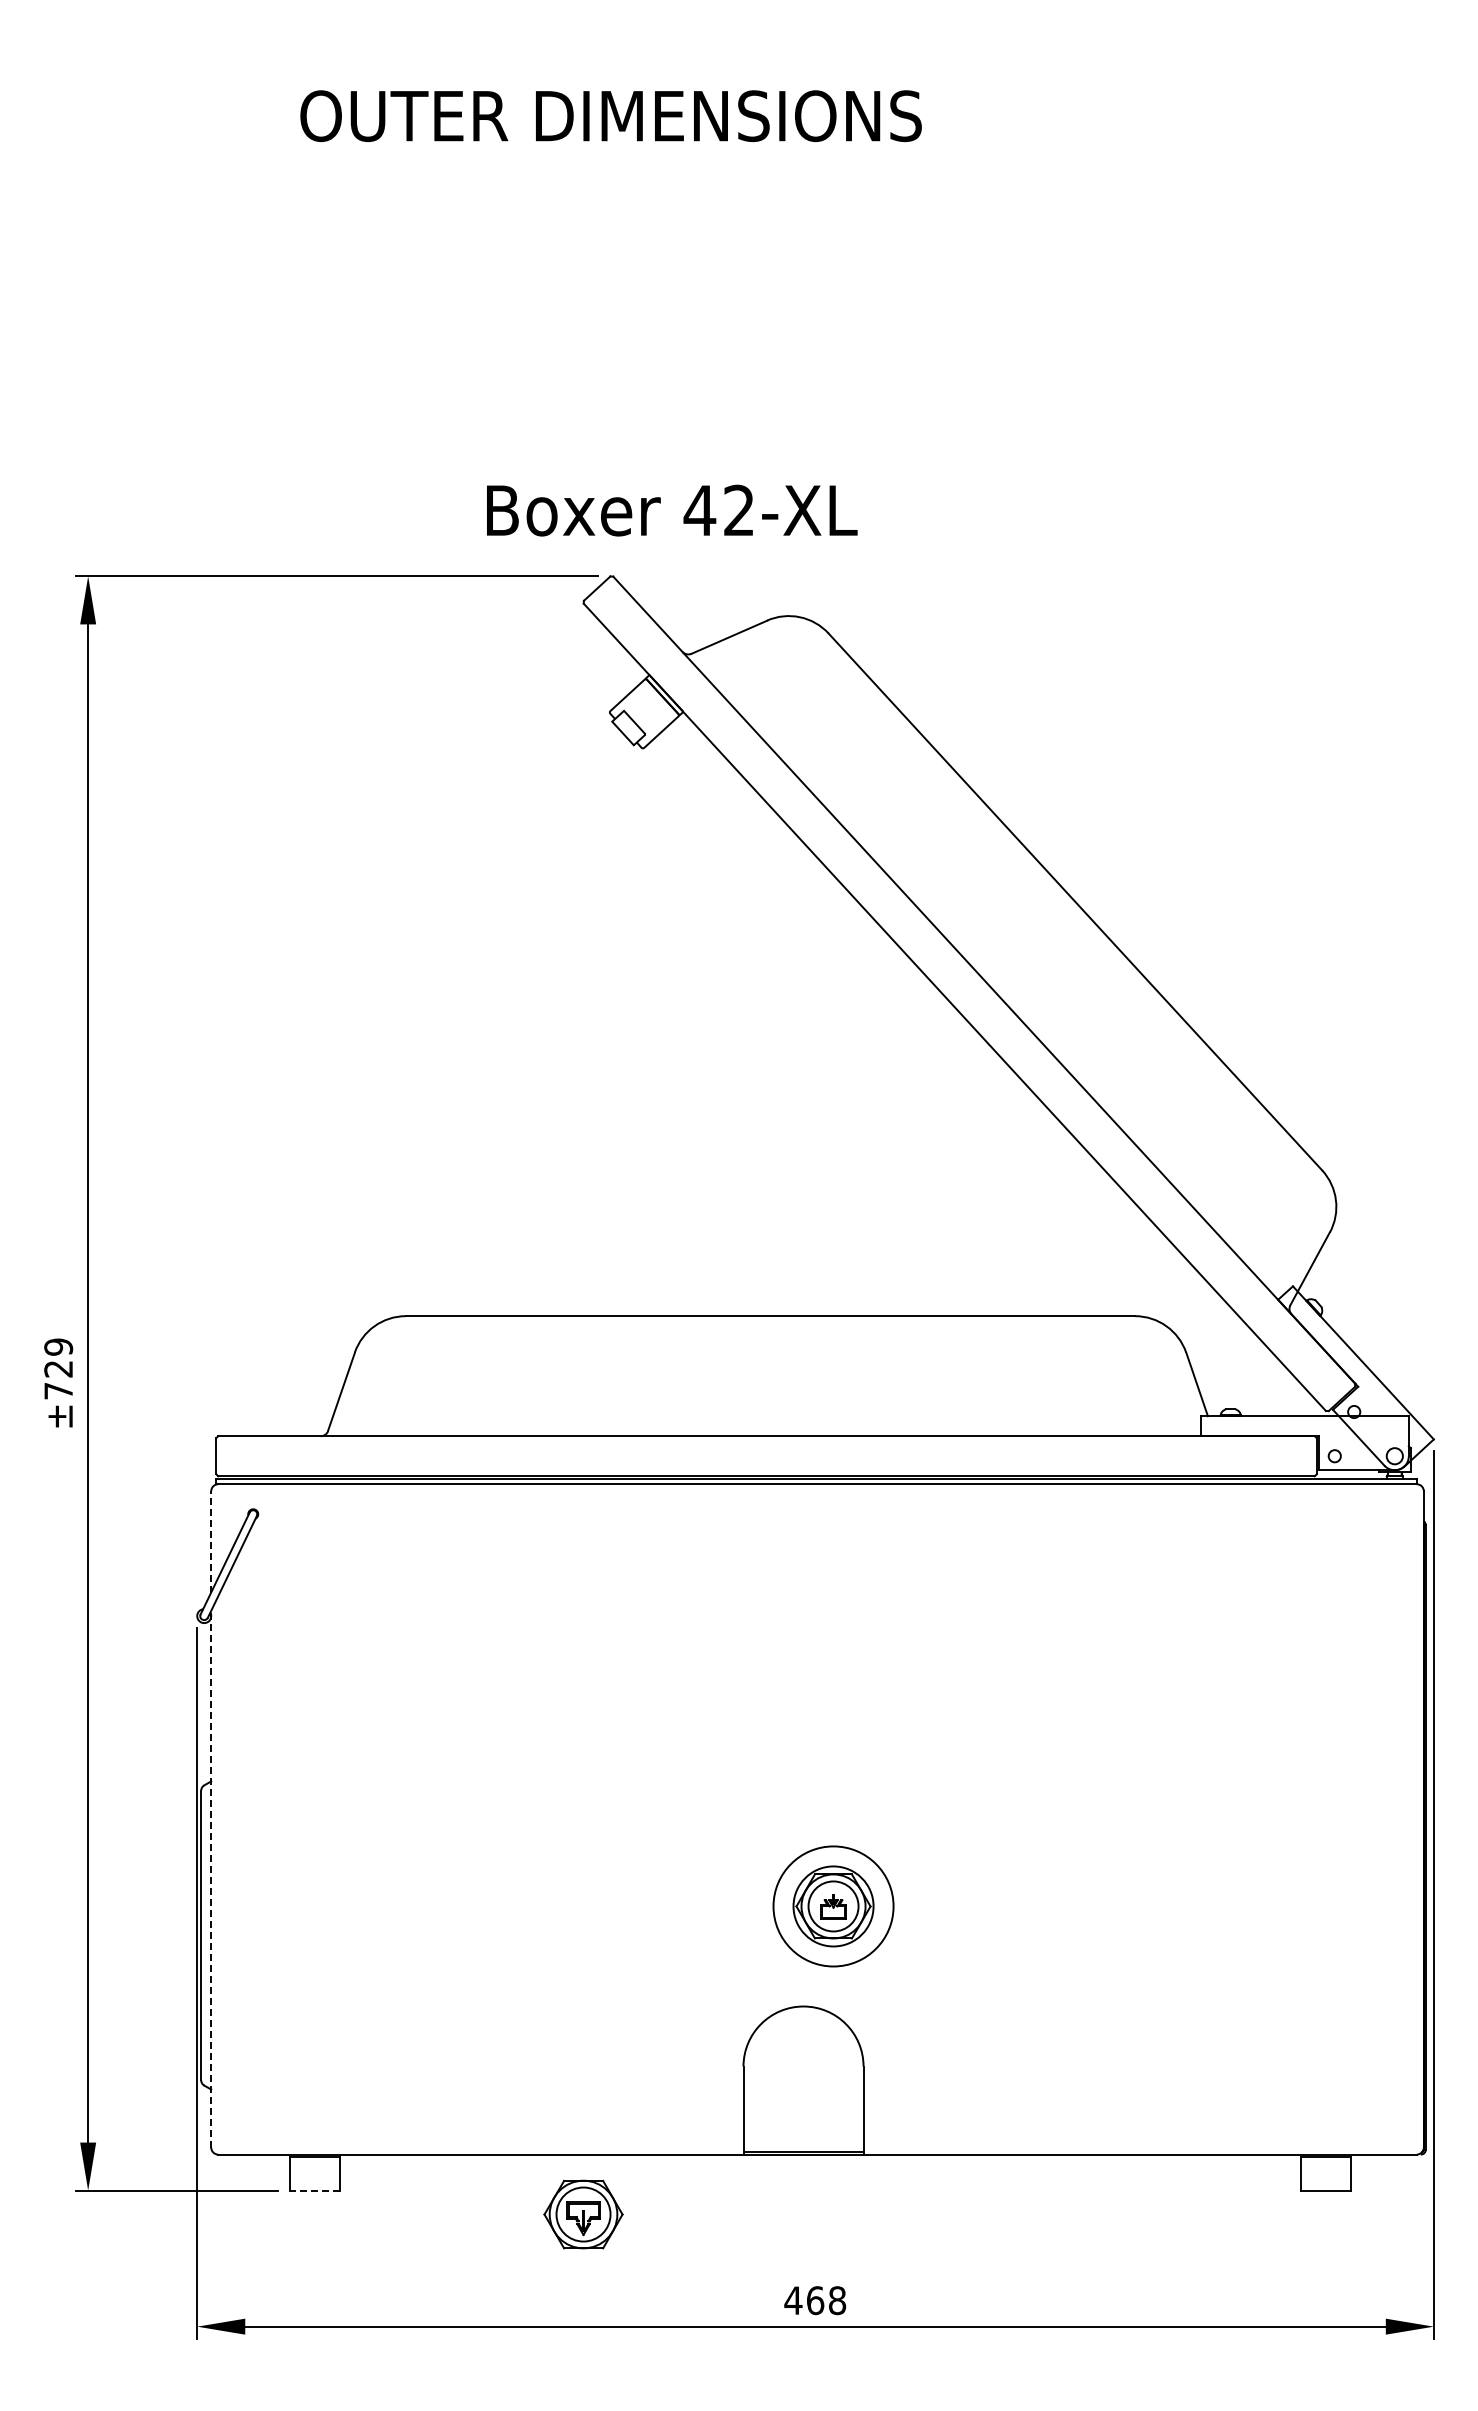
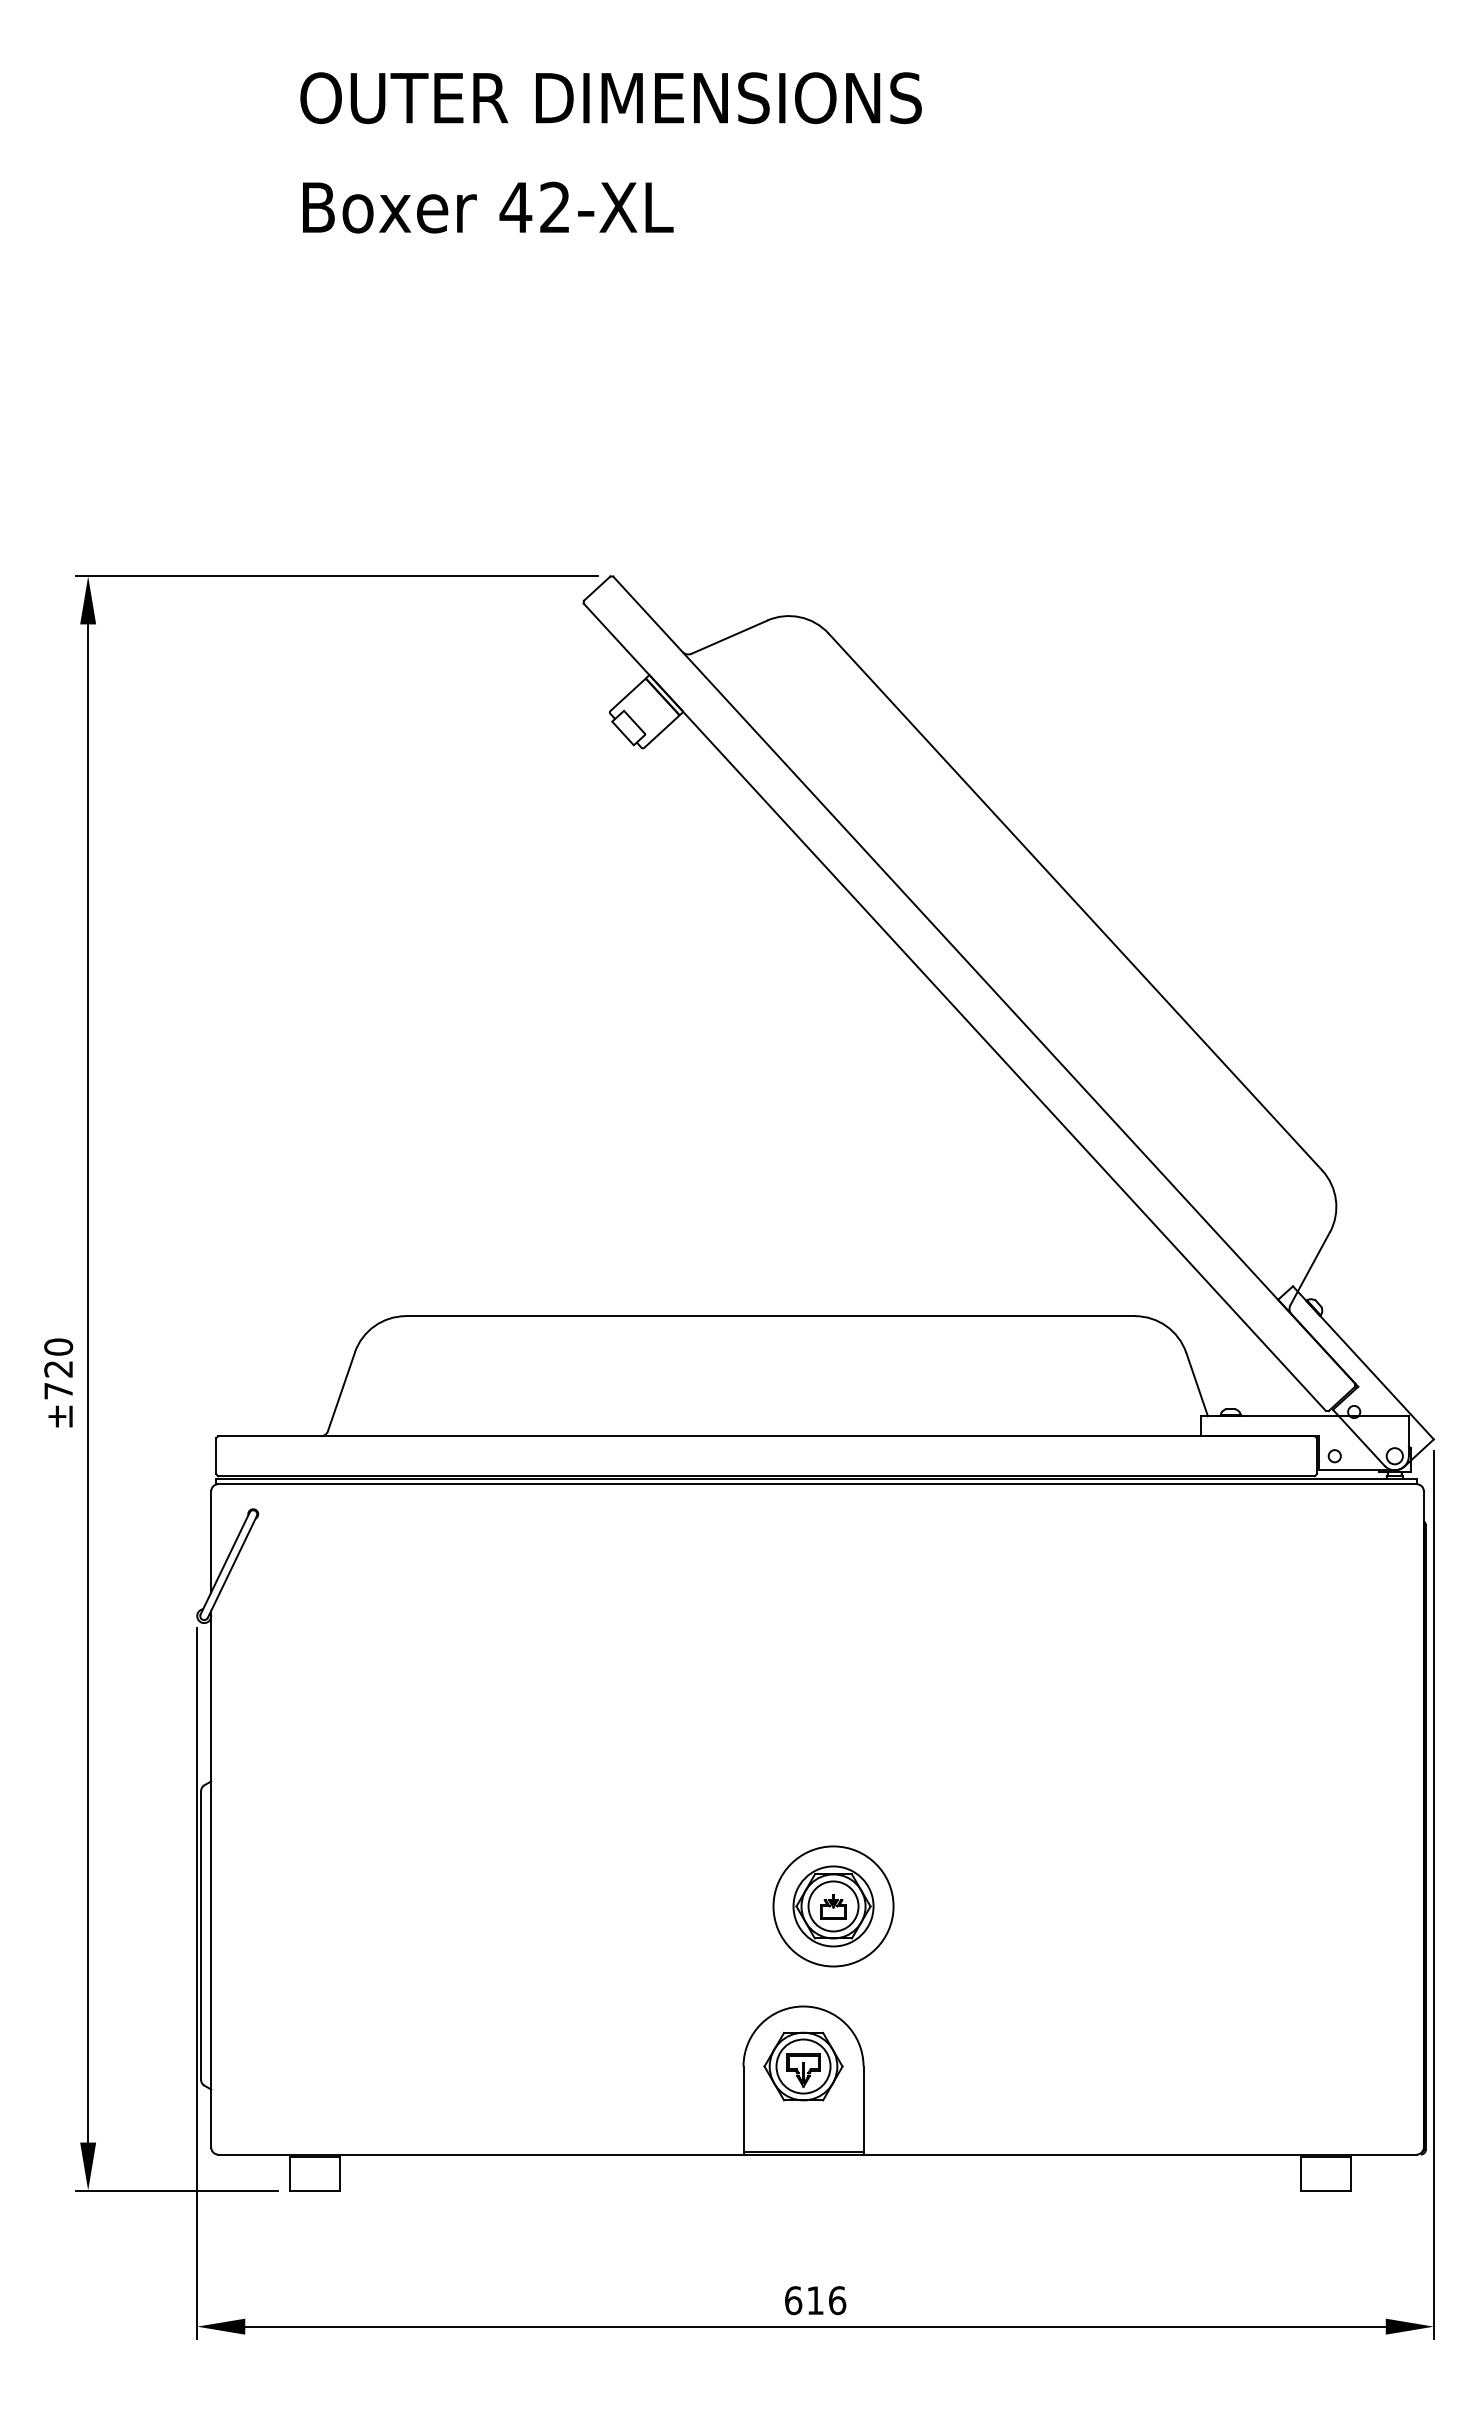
text position: (610, 116) -> (610, 98) (610, 98)
text position: (672, 510) -> (488, 207) (488, 207)
text: ±729 -> ±720 (58, 1346)
line: dashed -> solid (211, 1541)
line: dashed -> solid (211, 1878)
line: dashed -> solid (314, 2190)
part position: (583, 2214) -> (803, 2066) (803, 2066)
text: 468 -> 616 (815, 2300)
